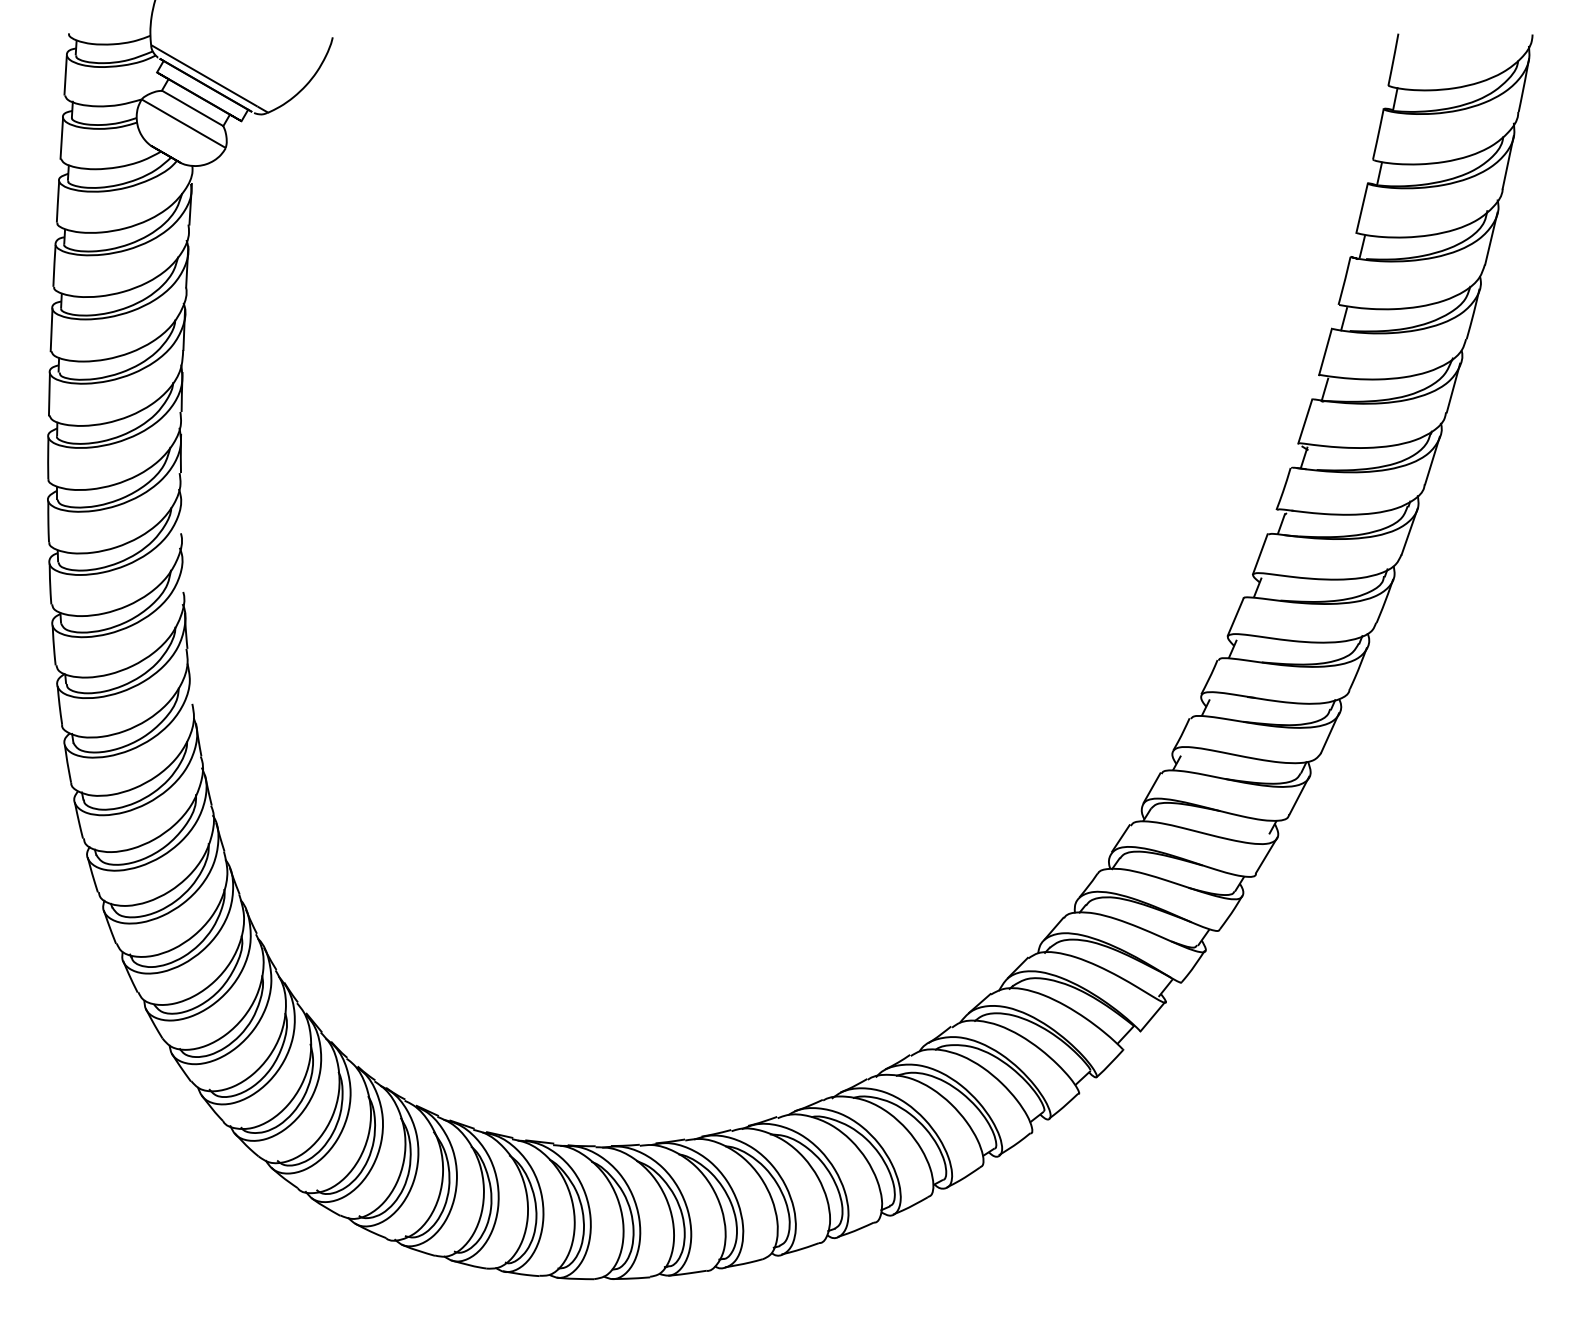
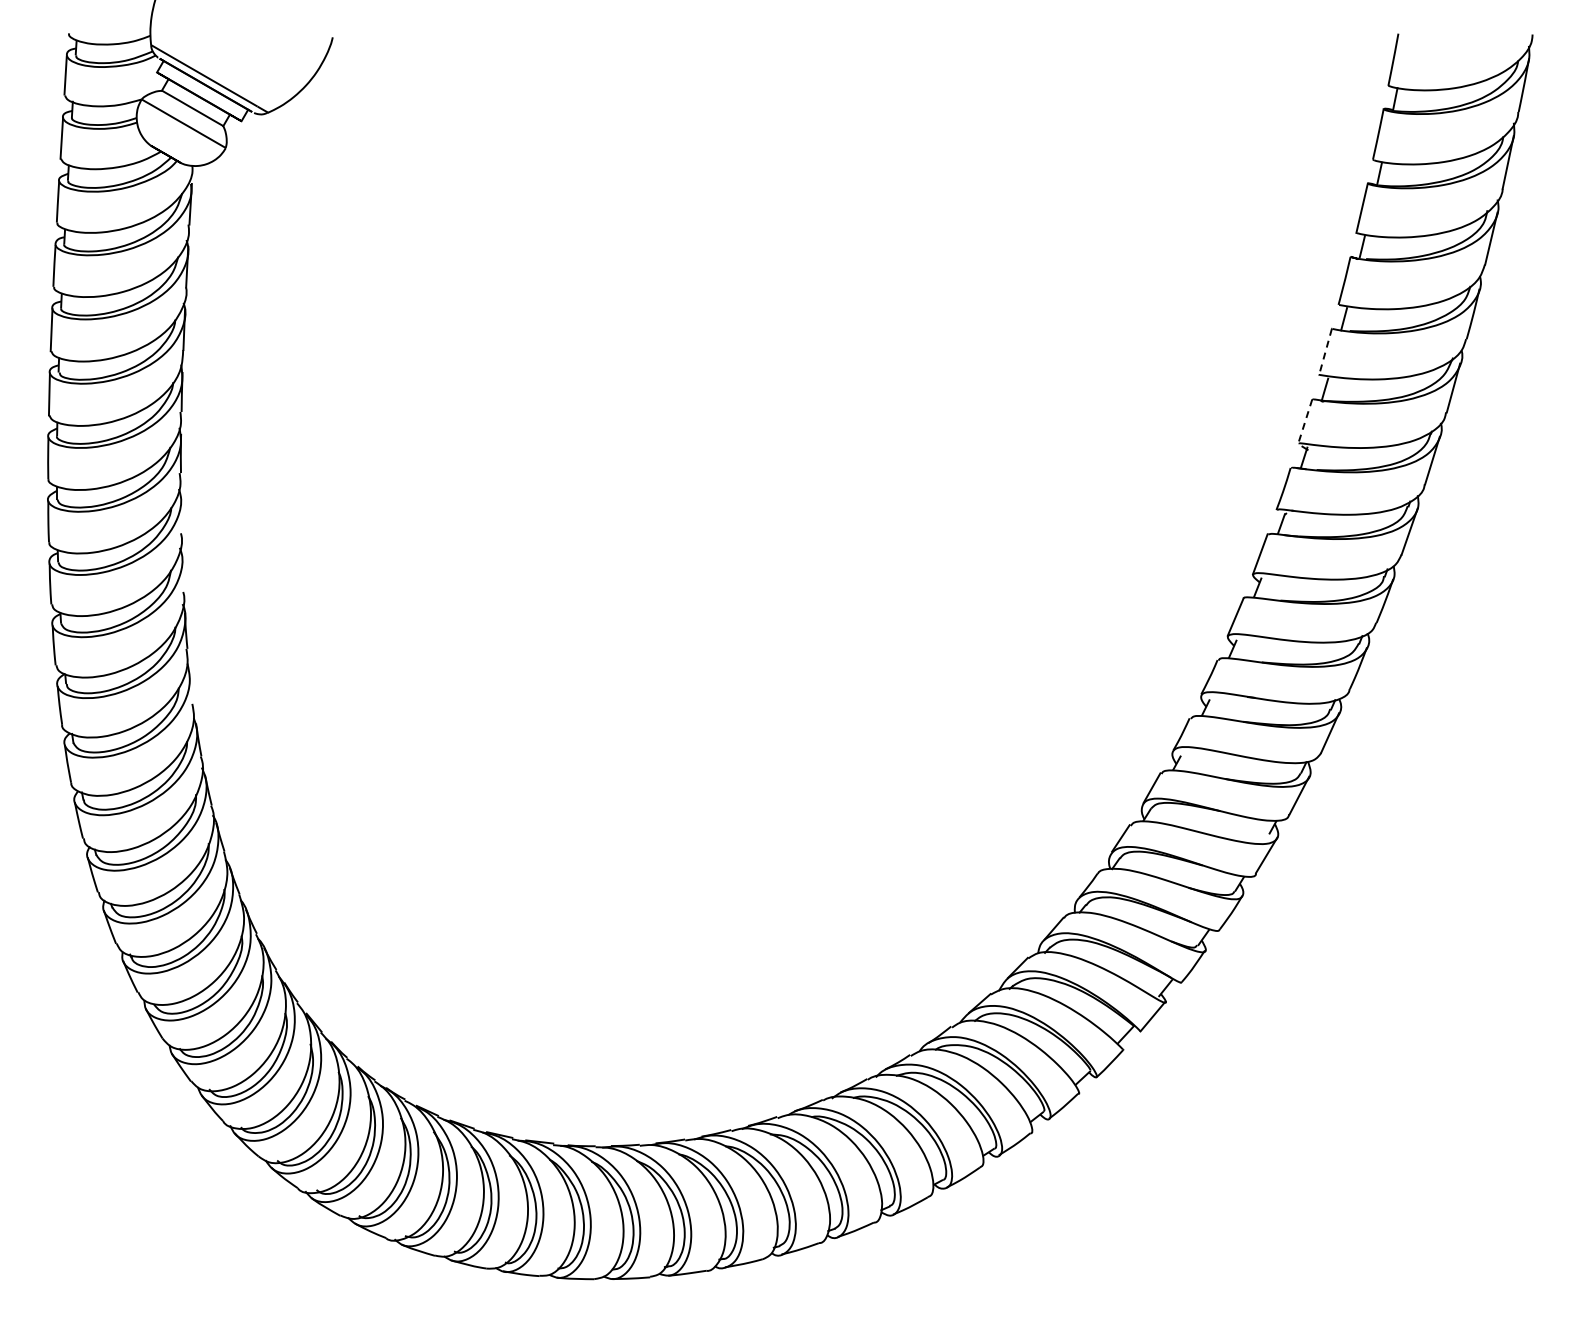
line: solid -> dashed (1325, 352)
line: solid -> dashed (1305, 422)
